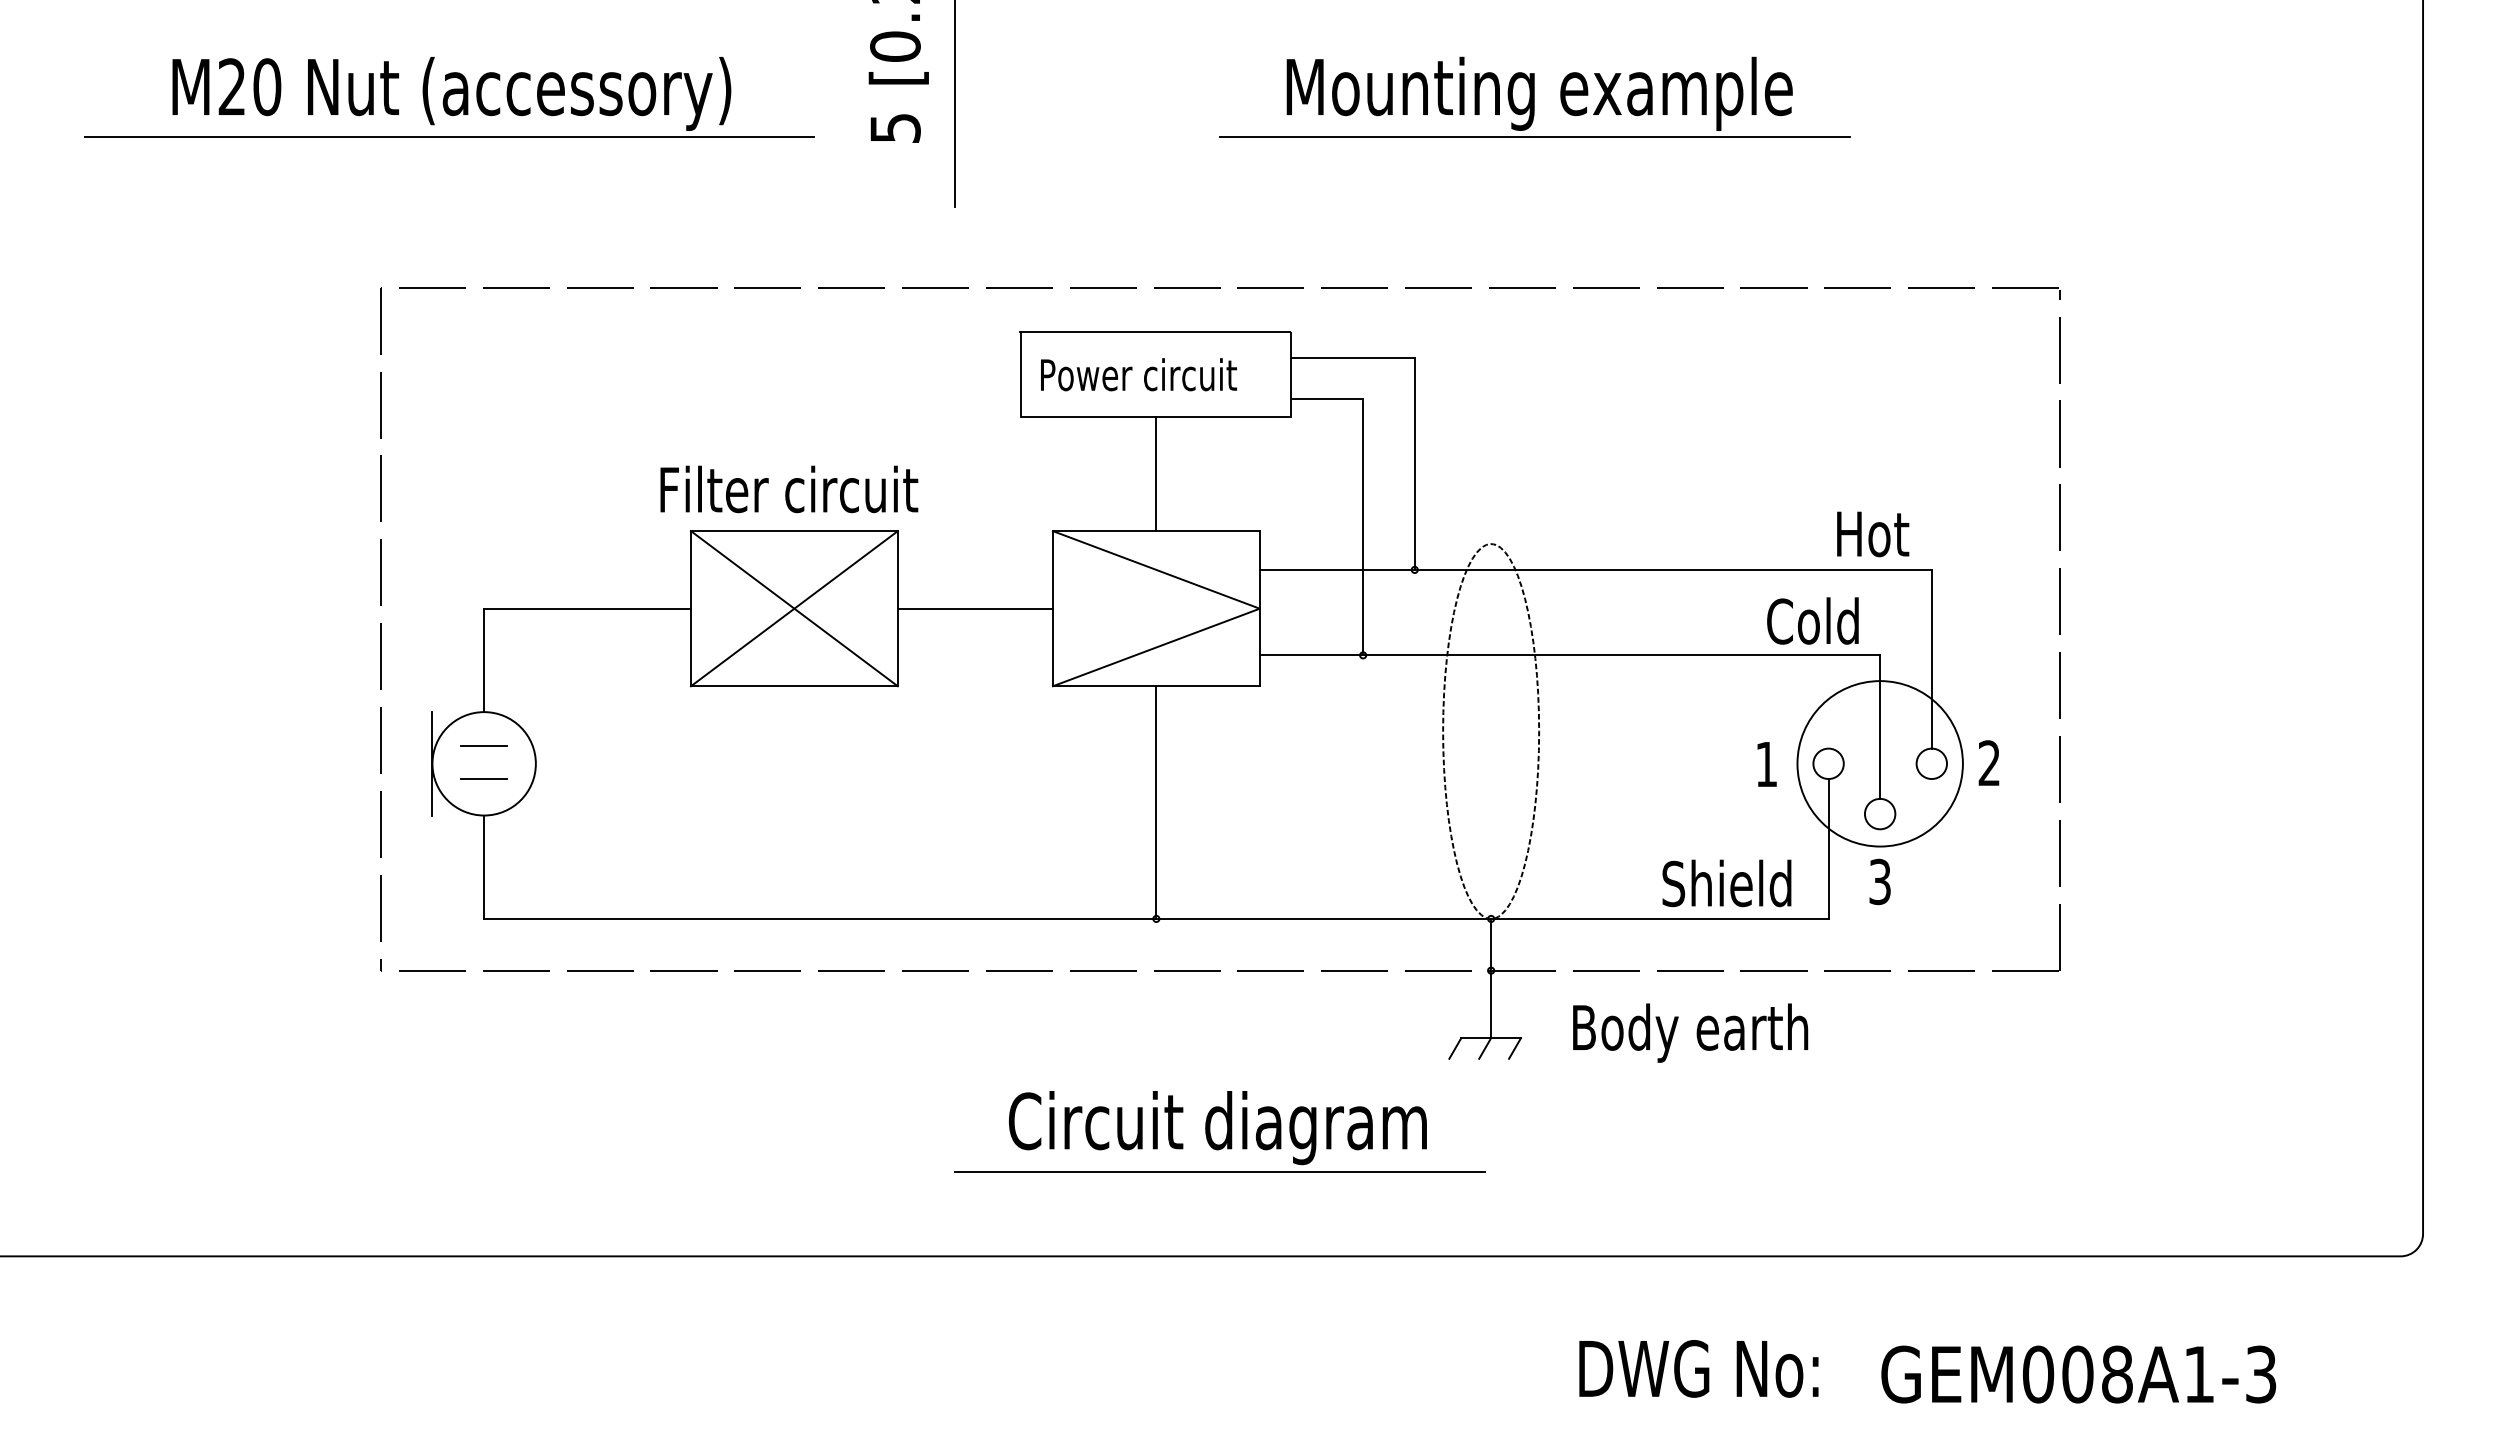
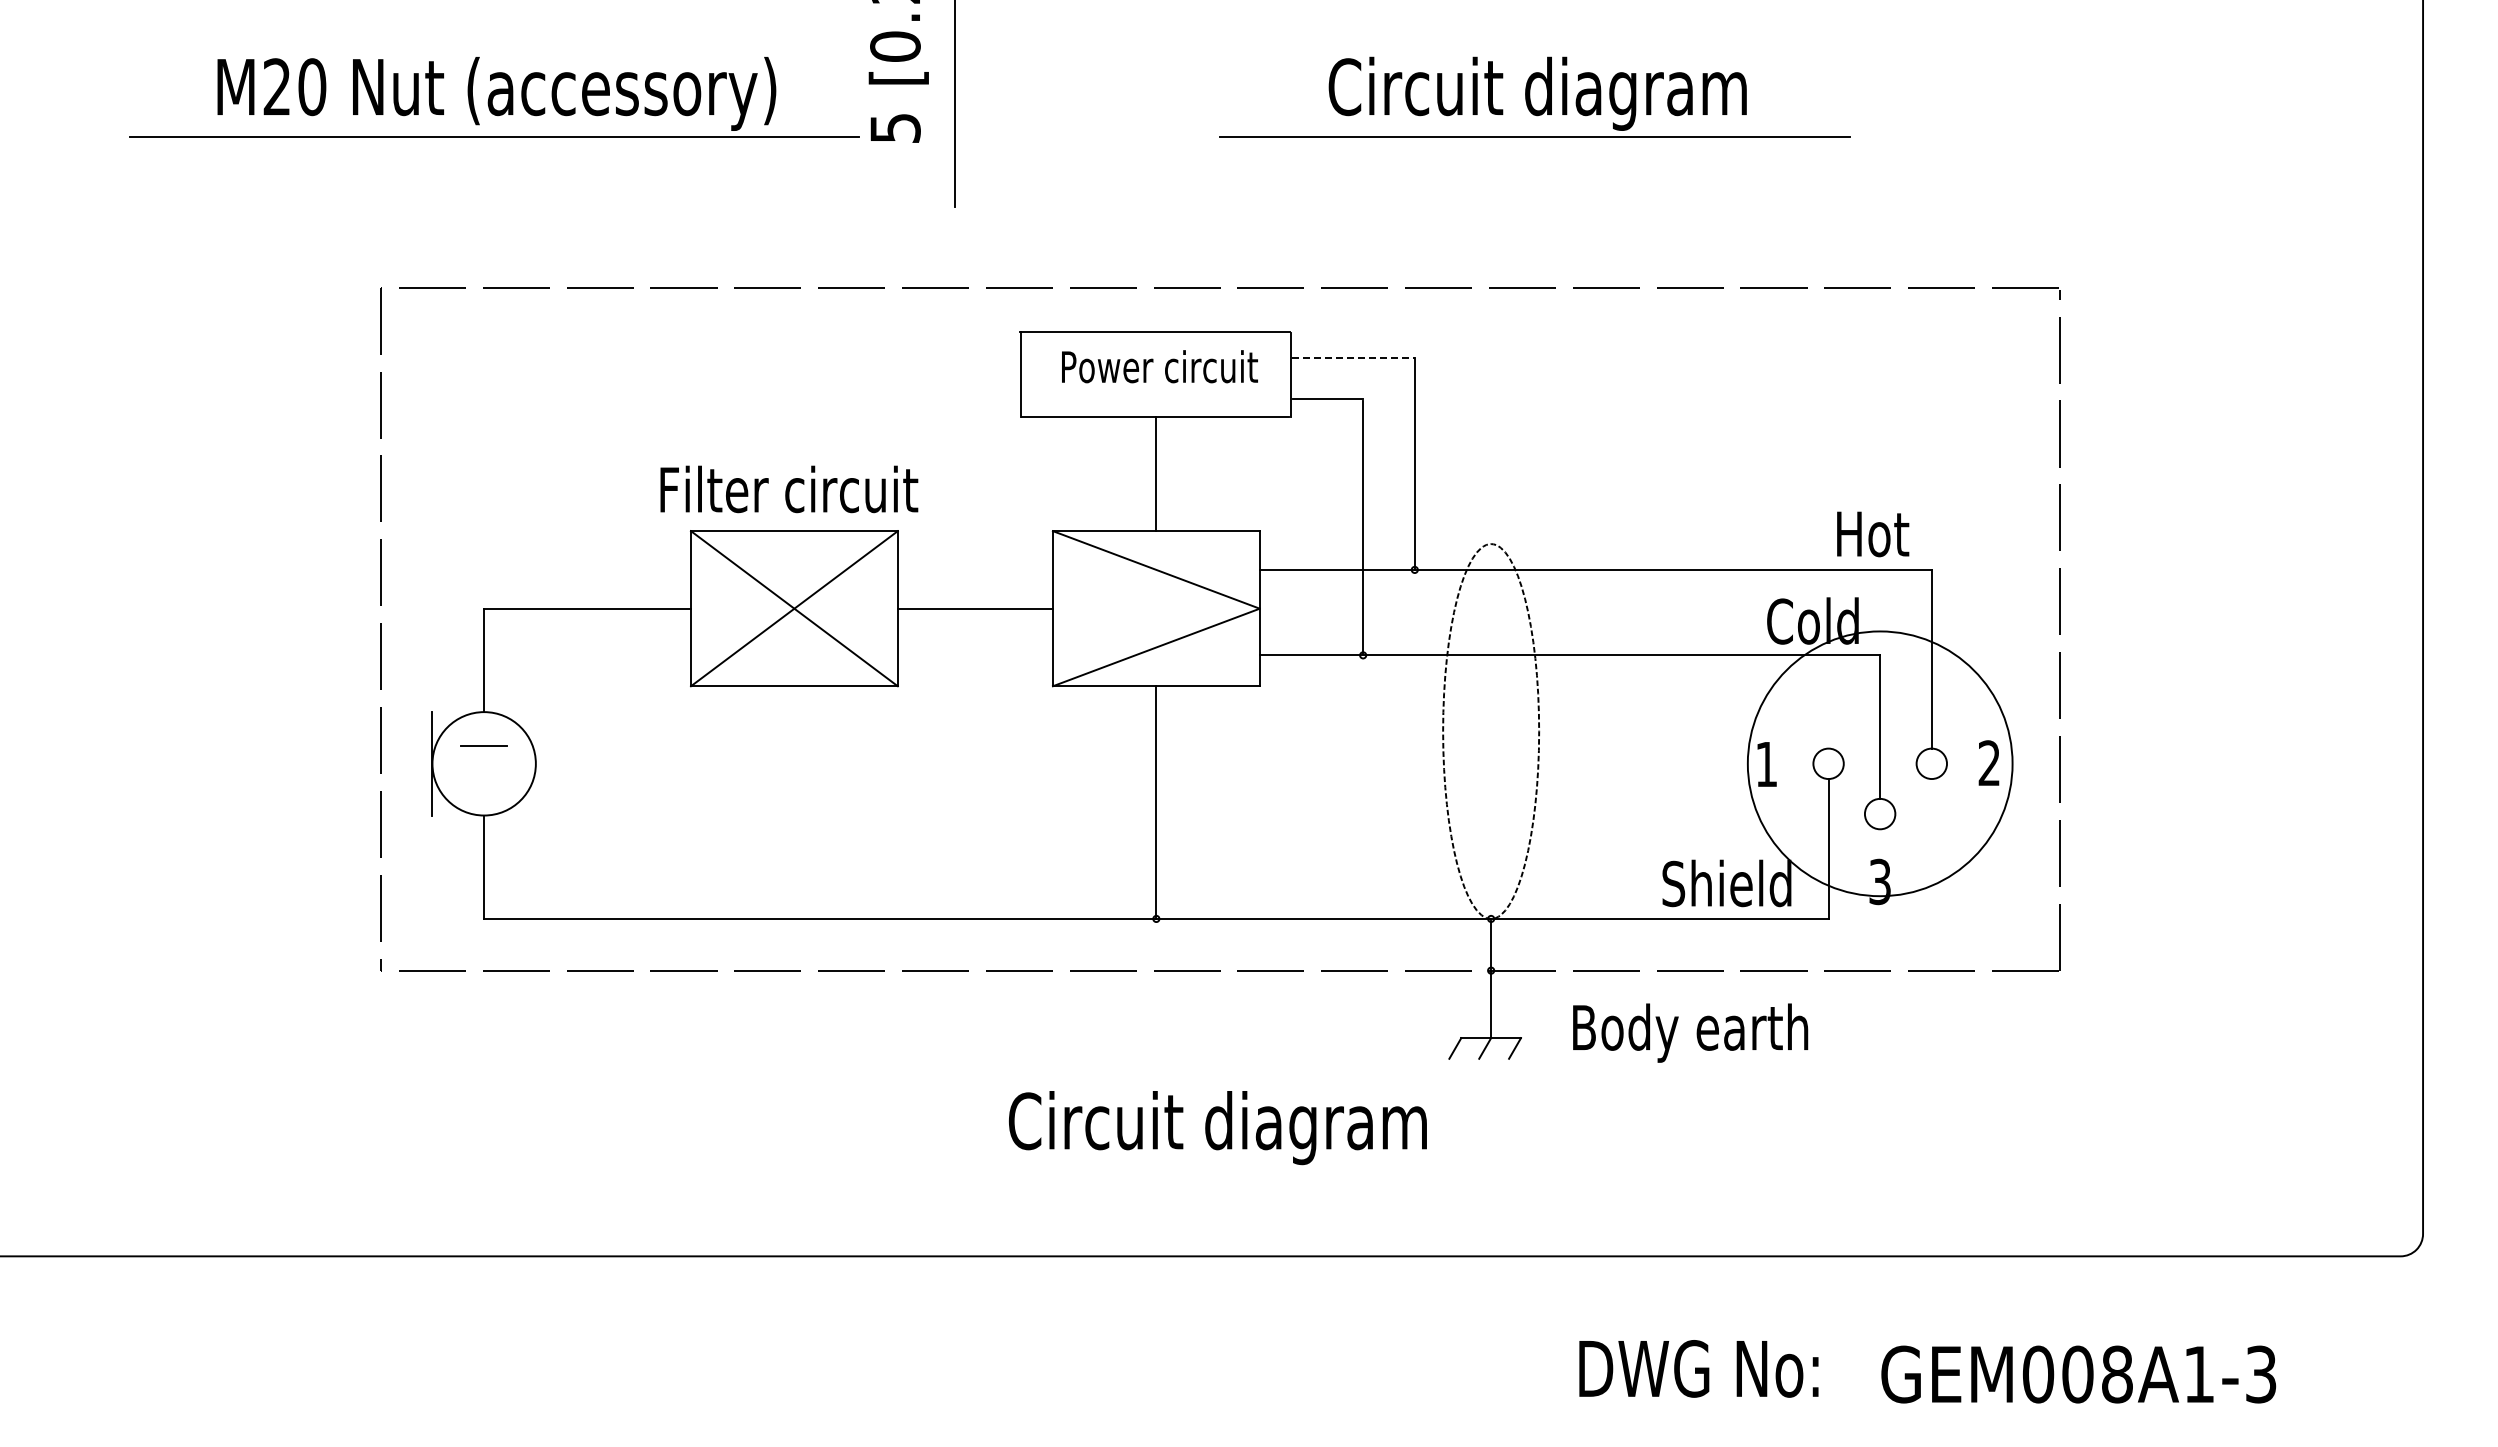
text: Mounting example -> Circuit diagram (1539, 93)
part position: (449, 97) -> (494, 97) (494, 97)
line: solid -> dashed (1354, 357)
text position: (1138, 374) -> (1159, 366) (1159, 366)
circle diameter: 165 px -> 265 px (1879, 763)
line: present -> none (483, 778)
line: present -> none (1219, 1171)
